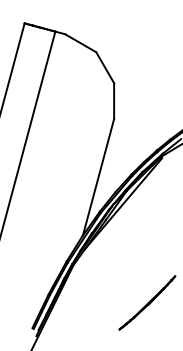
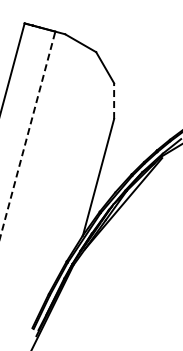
line: solid -> dashed (114, 101)
line: solid -> dashed (27, 134)
part: present -> none (147, 302)
